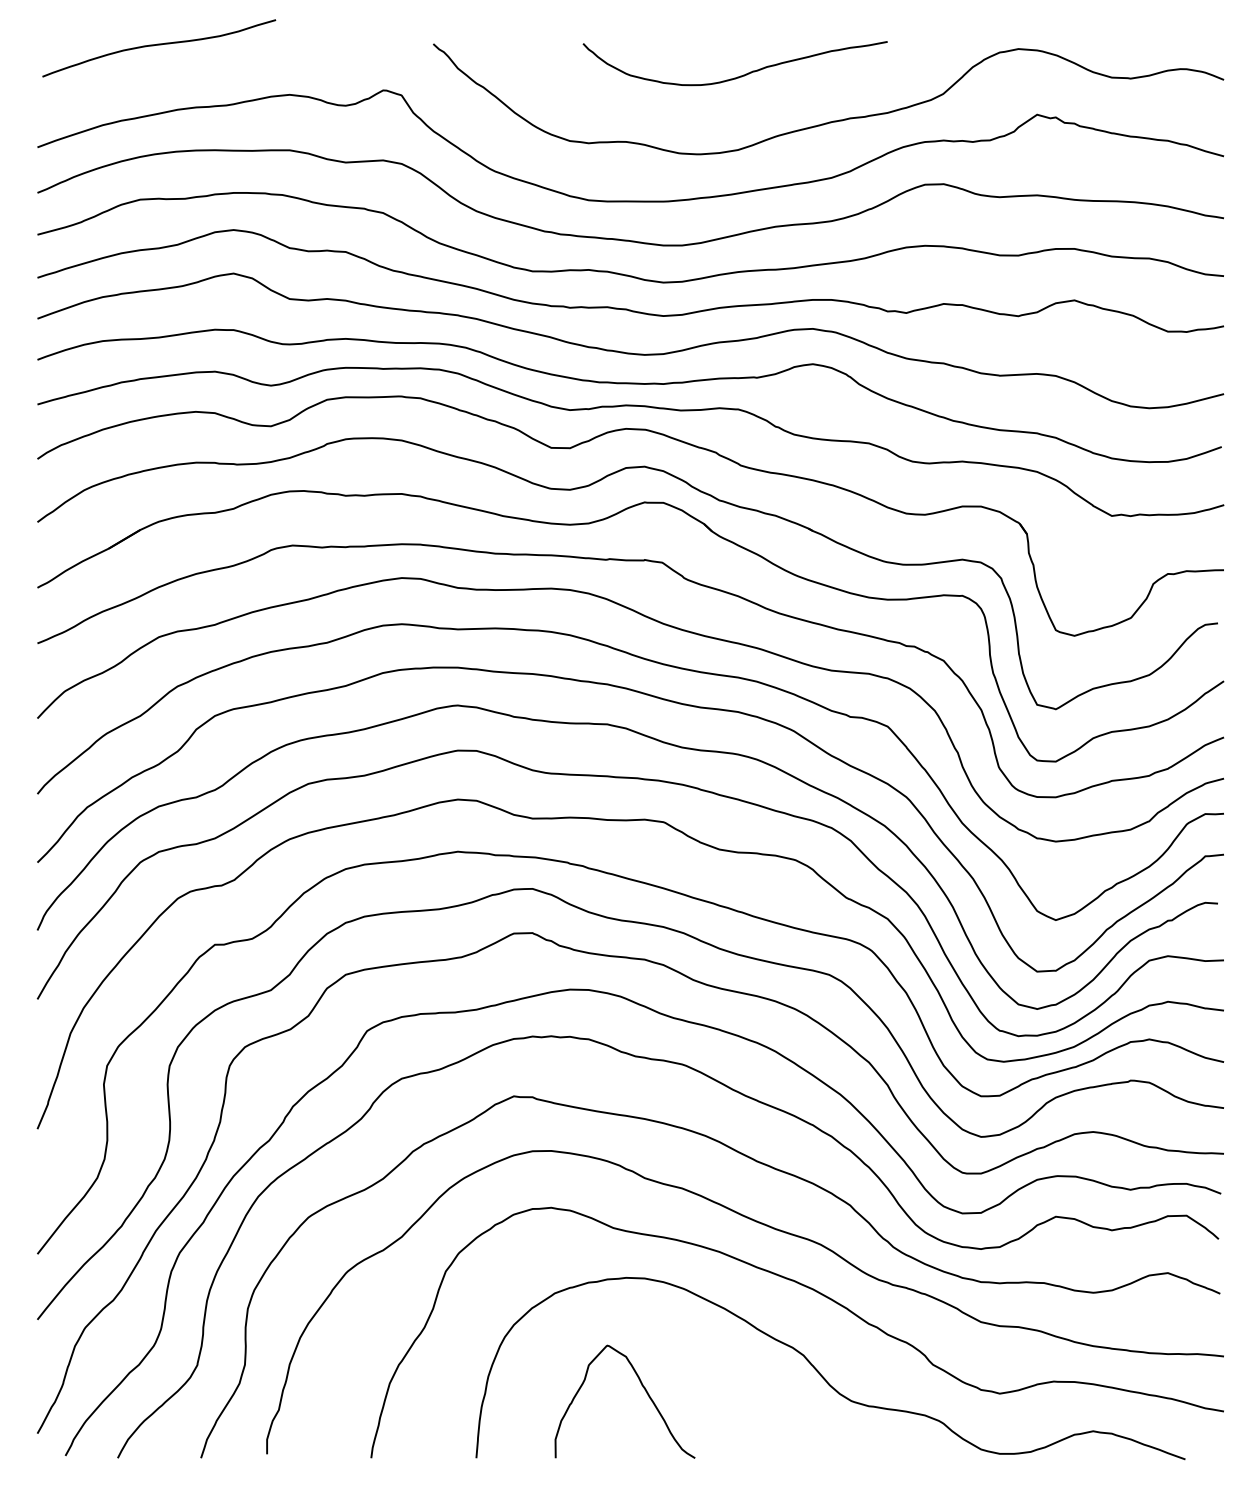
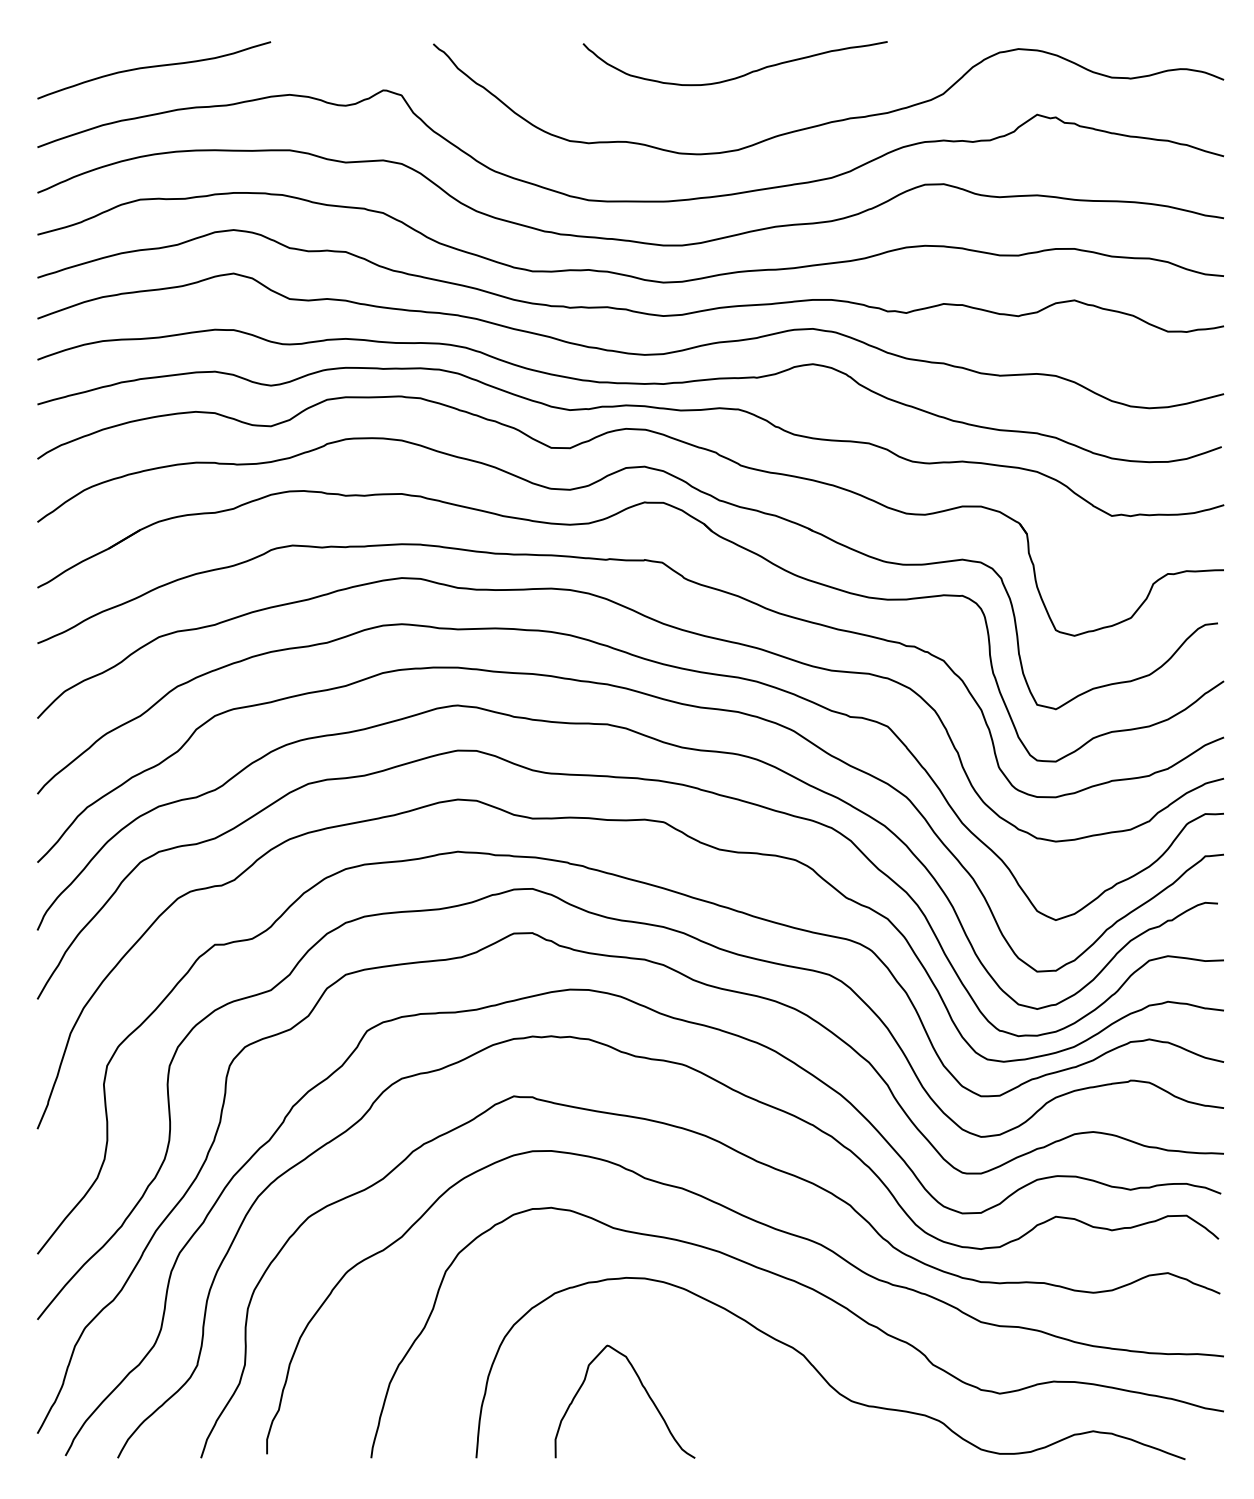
curve position: (159, 45) -> (154, 67) (154, 67)
